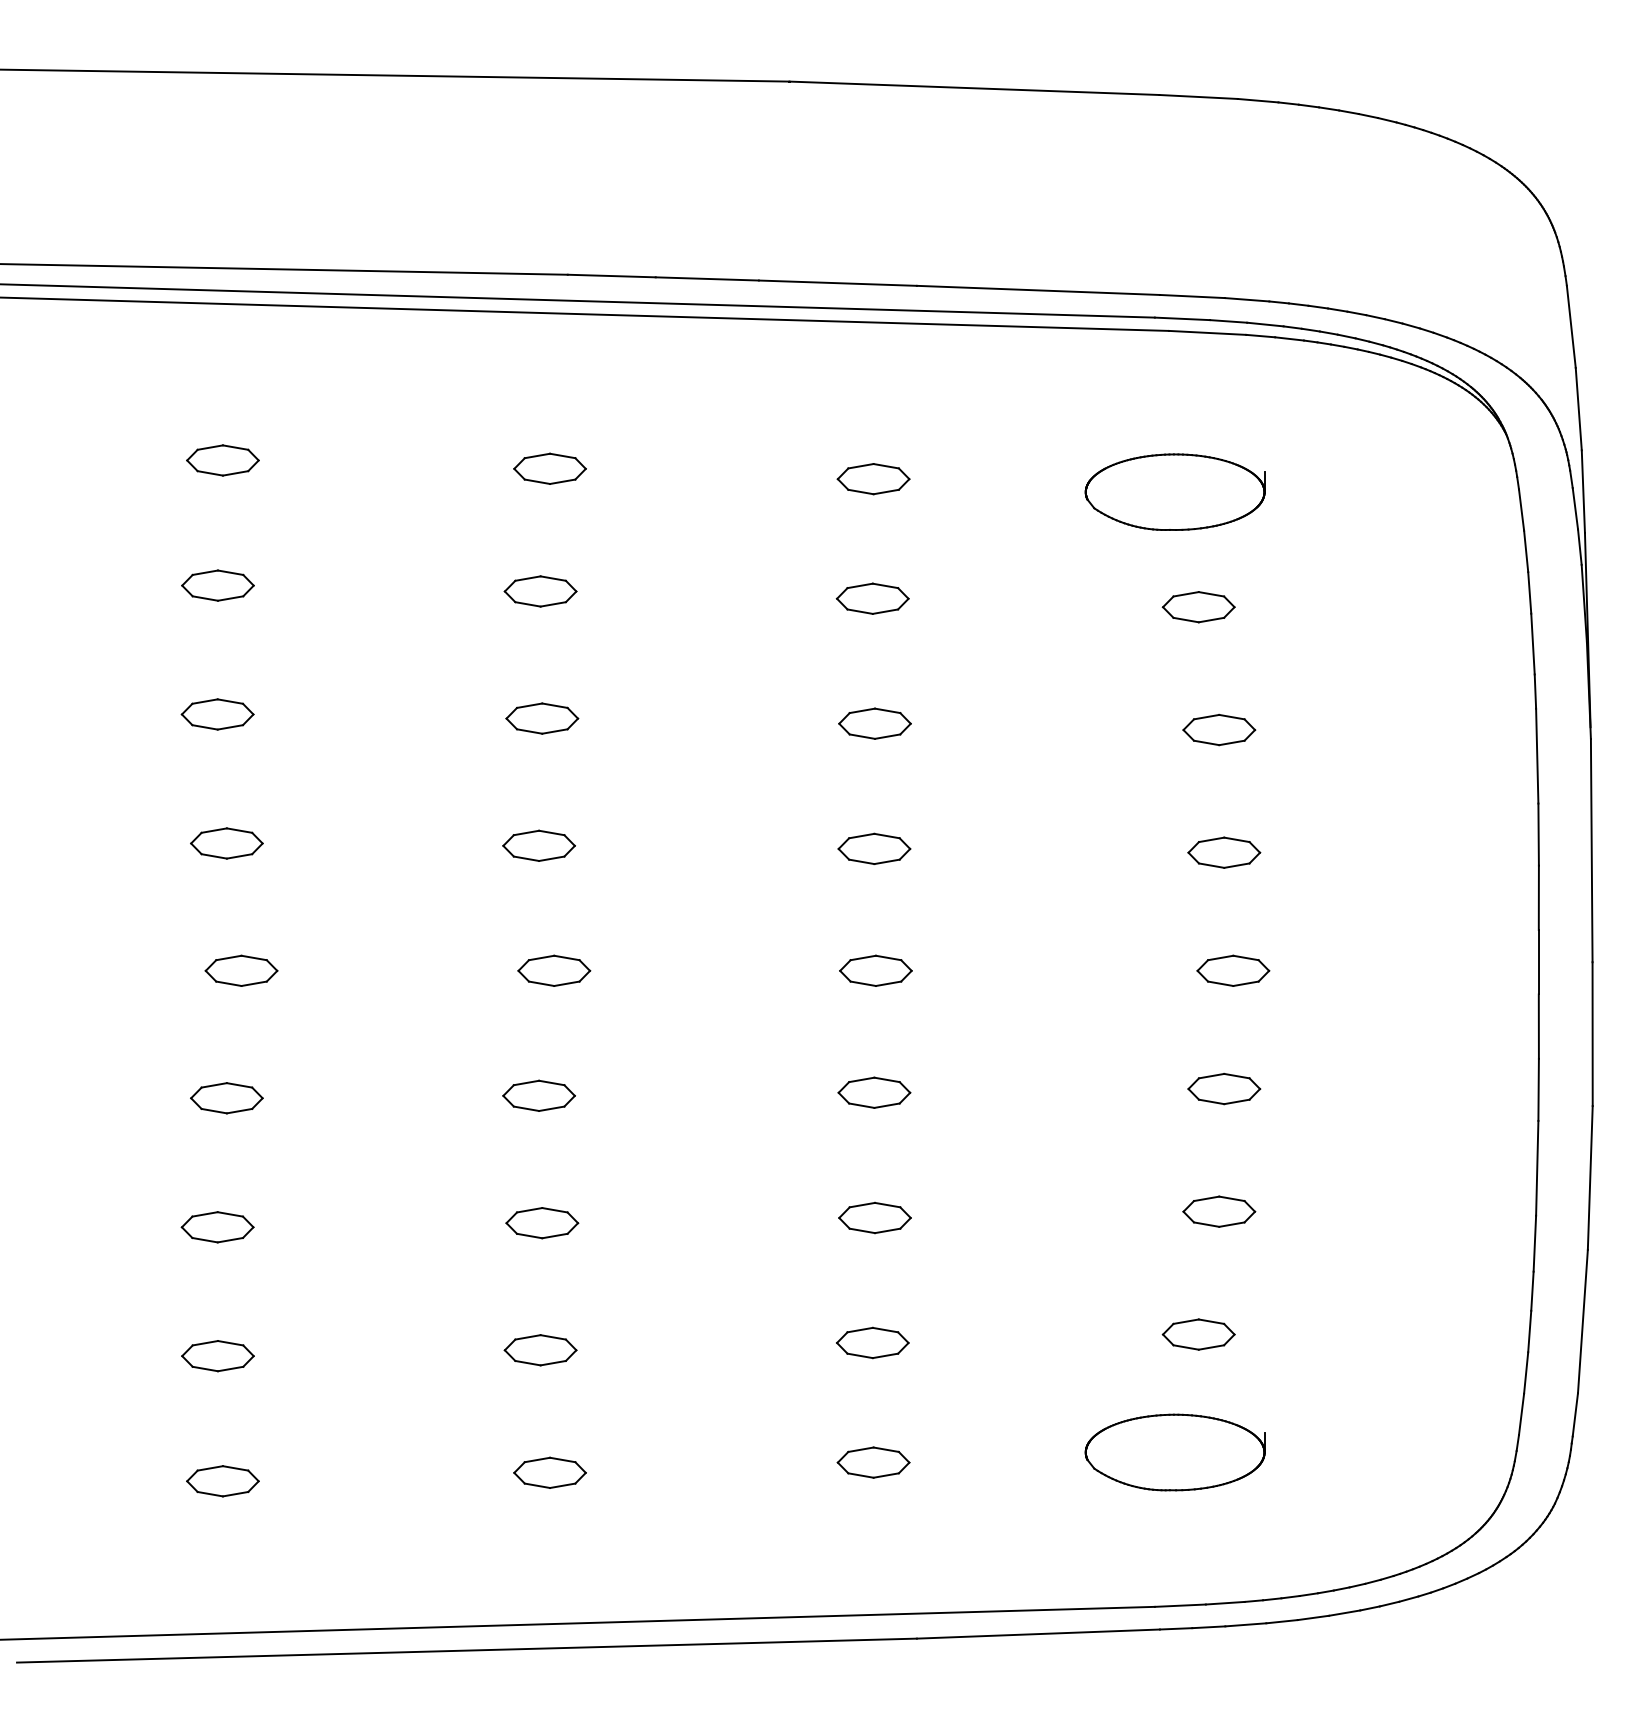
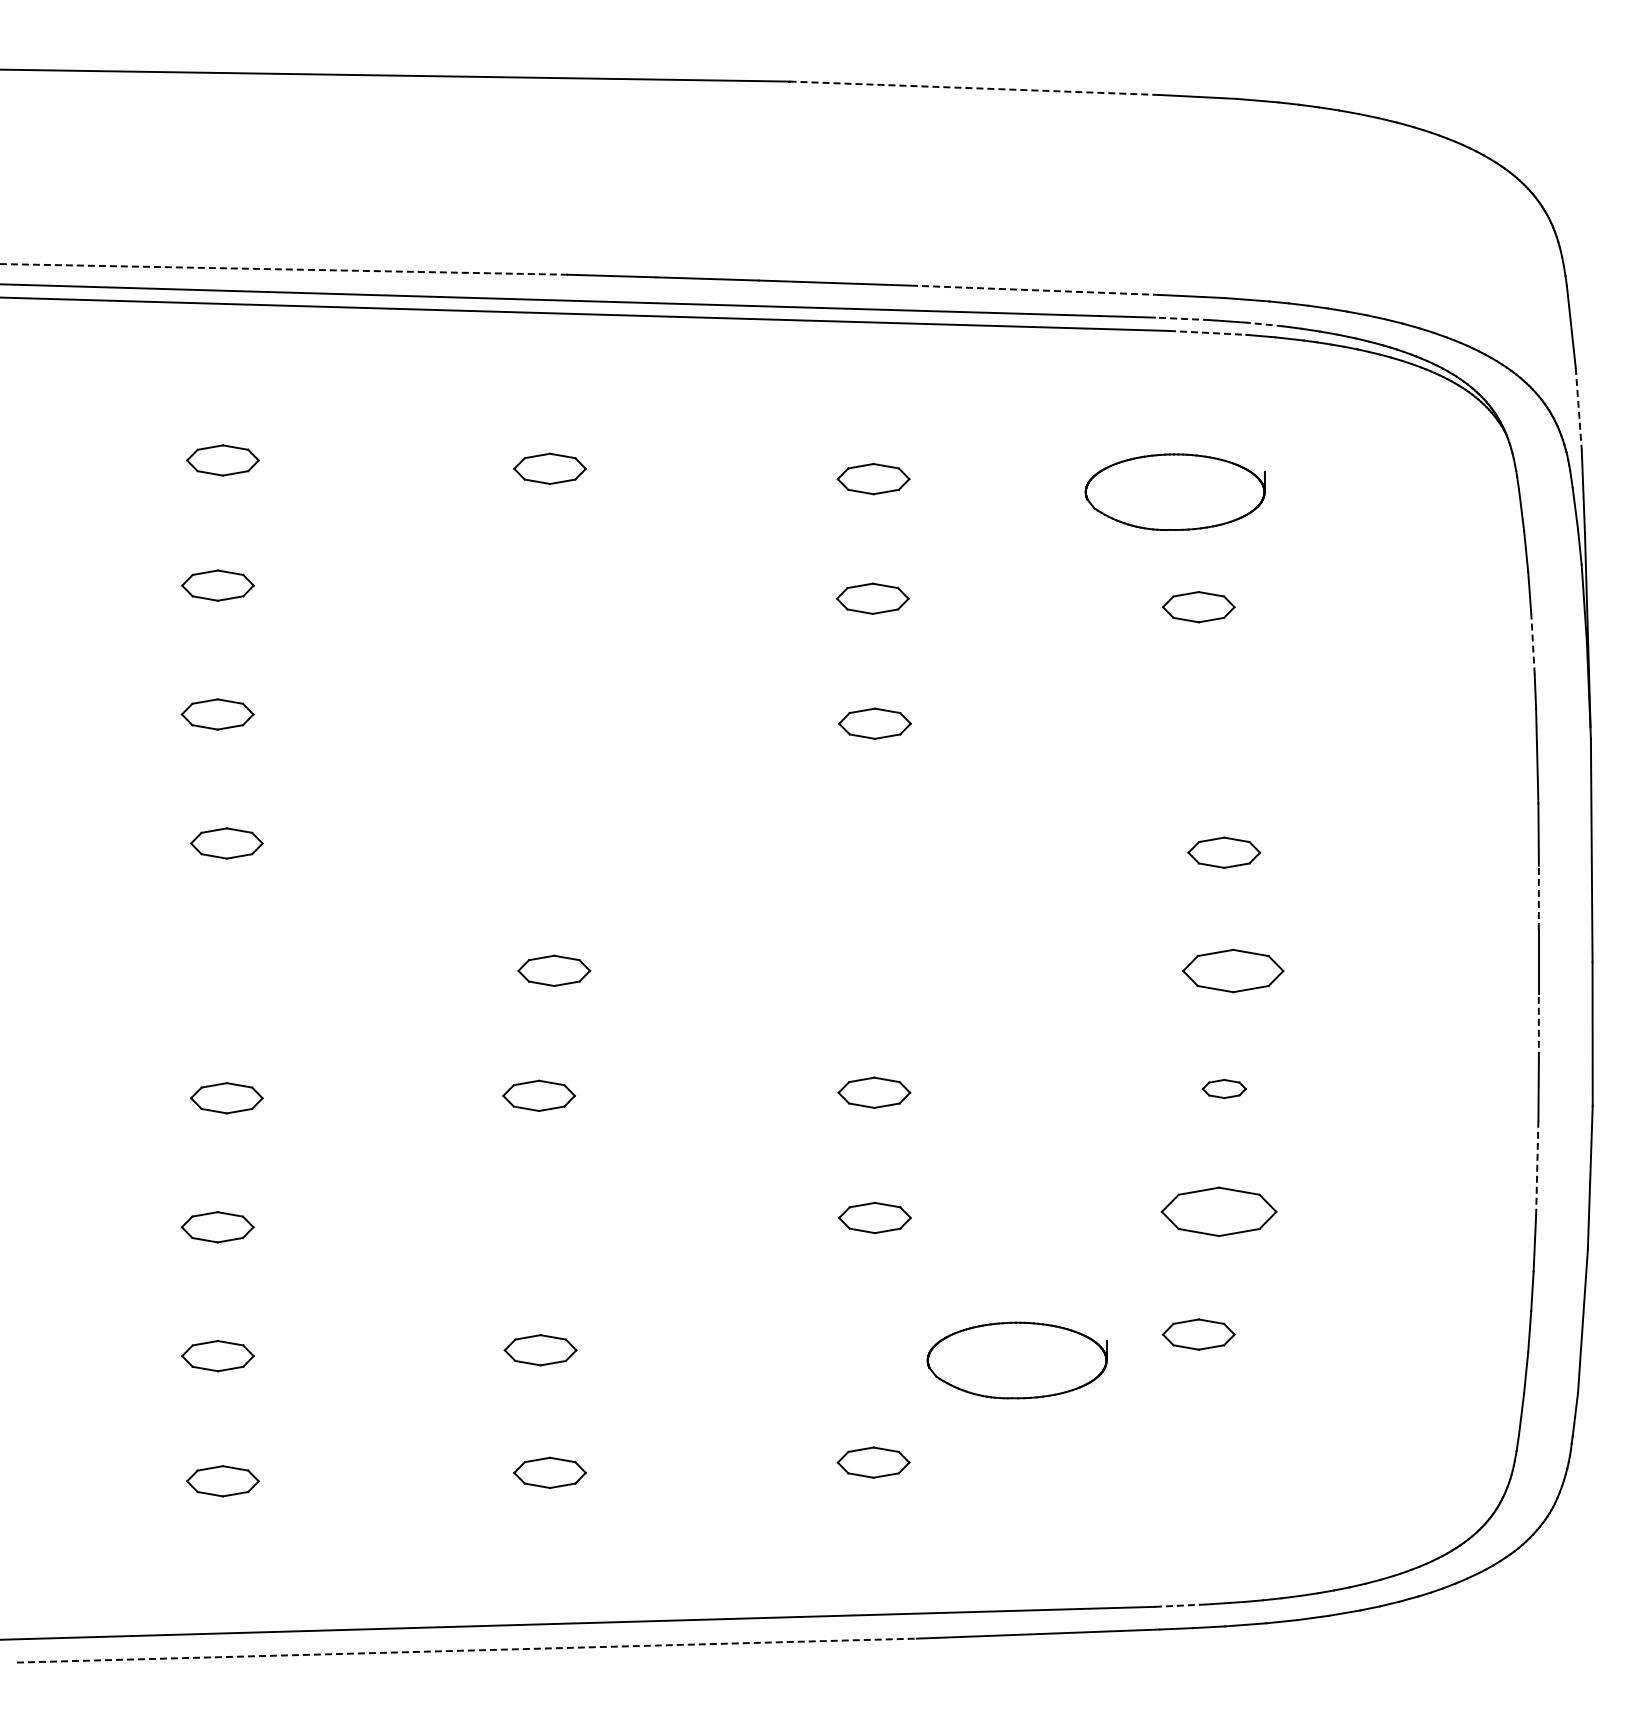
line: solid -> dashed (974, 88)
line: solid -> dashed (283, 269)
line: solid -> dashed (1038, 290)
line: solid -> dashed (1182, 318)
line: solid -> dashed (1264, 324)
line: solid -> dashed (1207, 332)
line: solid -> dashed (1578, 409)
part: present -> none (540, 591)
line: solid -> dashed (1532, 643)
part: present -> none (542, 718)
part: present -> none (1219, 729)
part: present -> none (538, 845)
part: present -> none (874, 848)
line: solid -> dashed (1538, 897)
part: present -> none (241, 970)
part: present -> none (875, 970)
part size: 75x33 px -> 103x46 px (1233, 970)
line: solid -> dashed (1538, 1026)
part size: 75x34 px -> 46x21 px (1223, 1089)
line: solid -> dashed (1537, 1167)
part size: 75x33 px -> 118x51 px (1218, 1211)
part: present -> none (542, 1223)
part: present -> none (872, 1342)
part position: (1174, 1452) -> (1016, 1360) (1016, 1360)
line: solid -> dashed (1180, 1605)
line: solid -> dashed (467, 1650)
